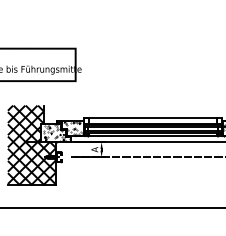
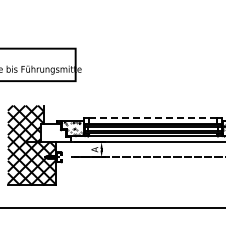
line: solid -> dashed (150, 118)
hatch: present -> none (57, 133)
